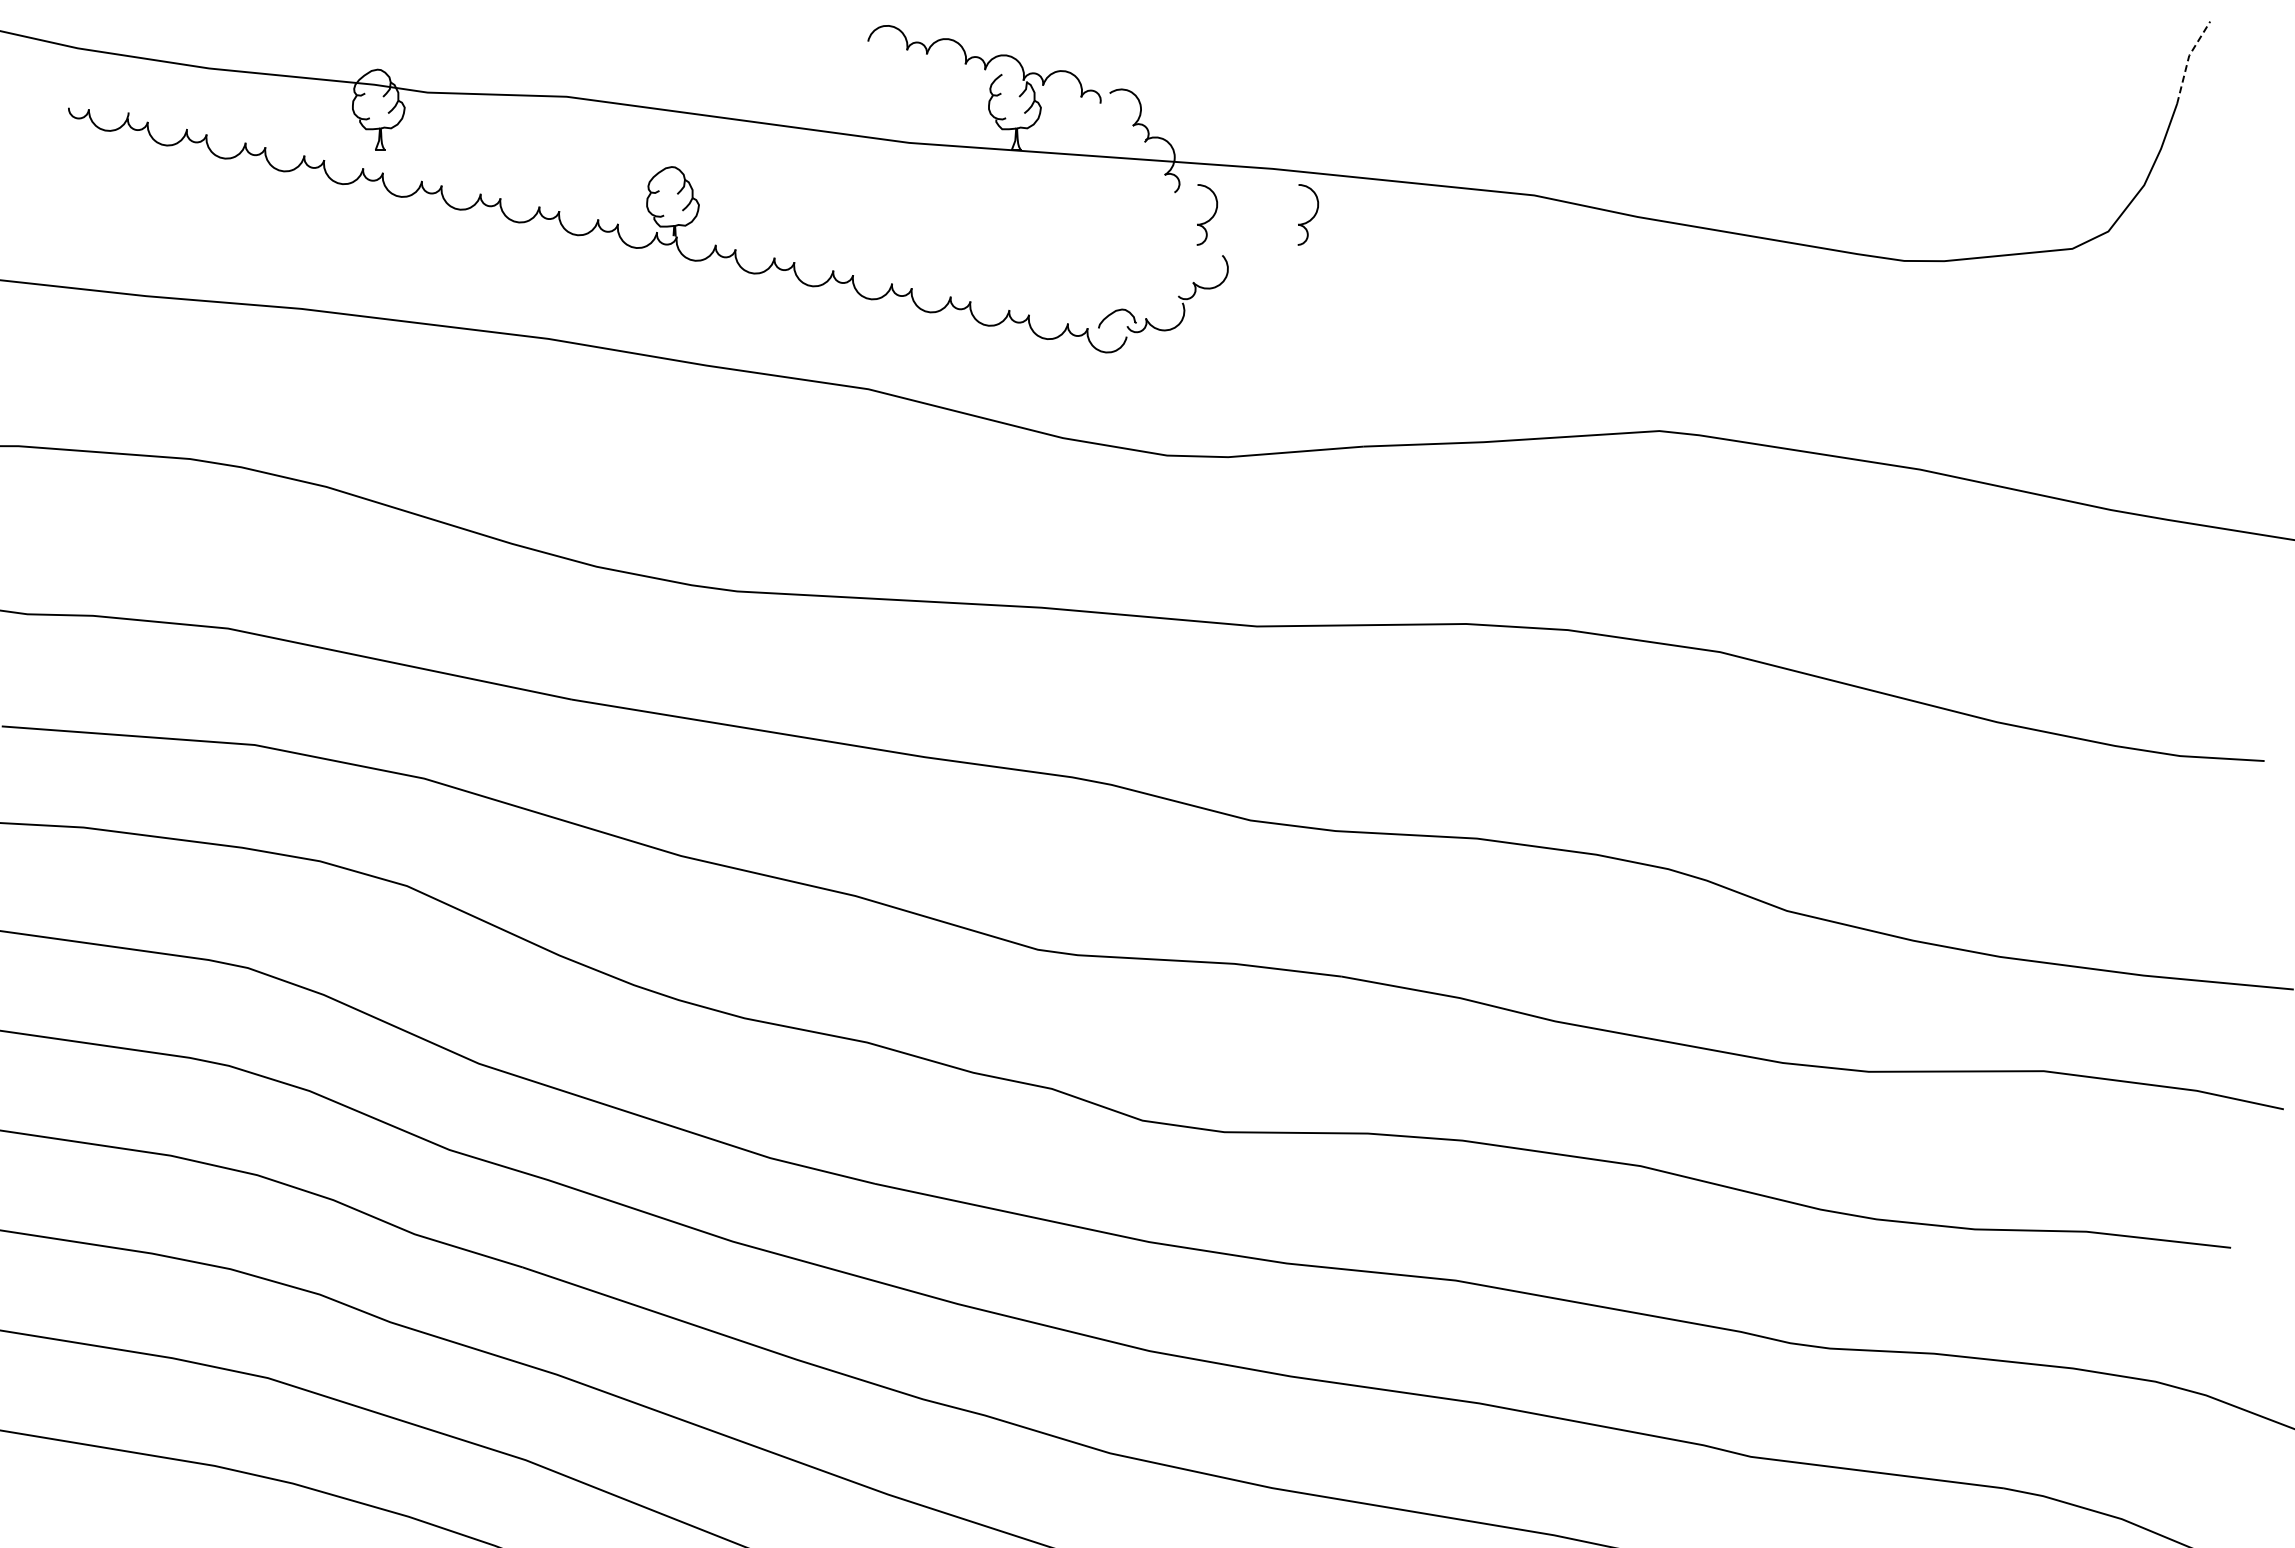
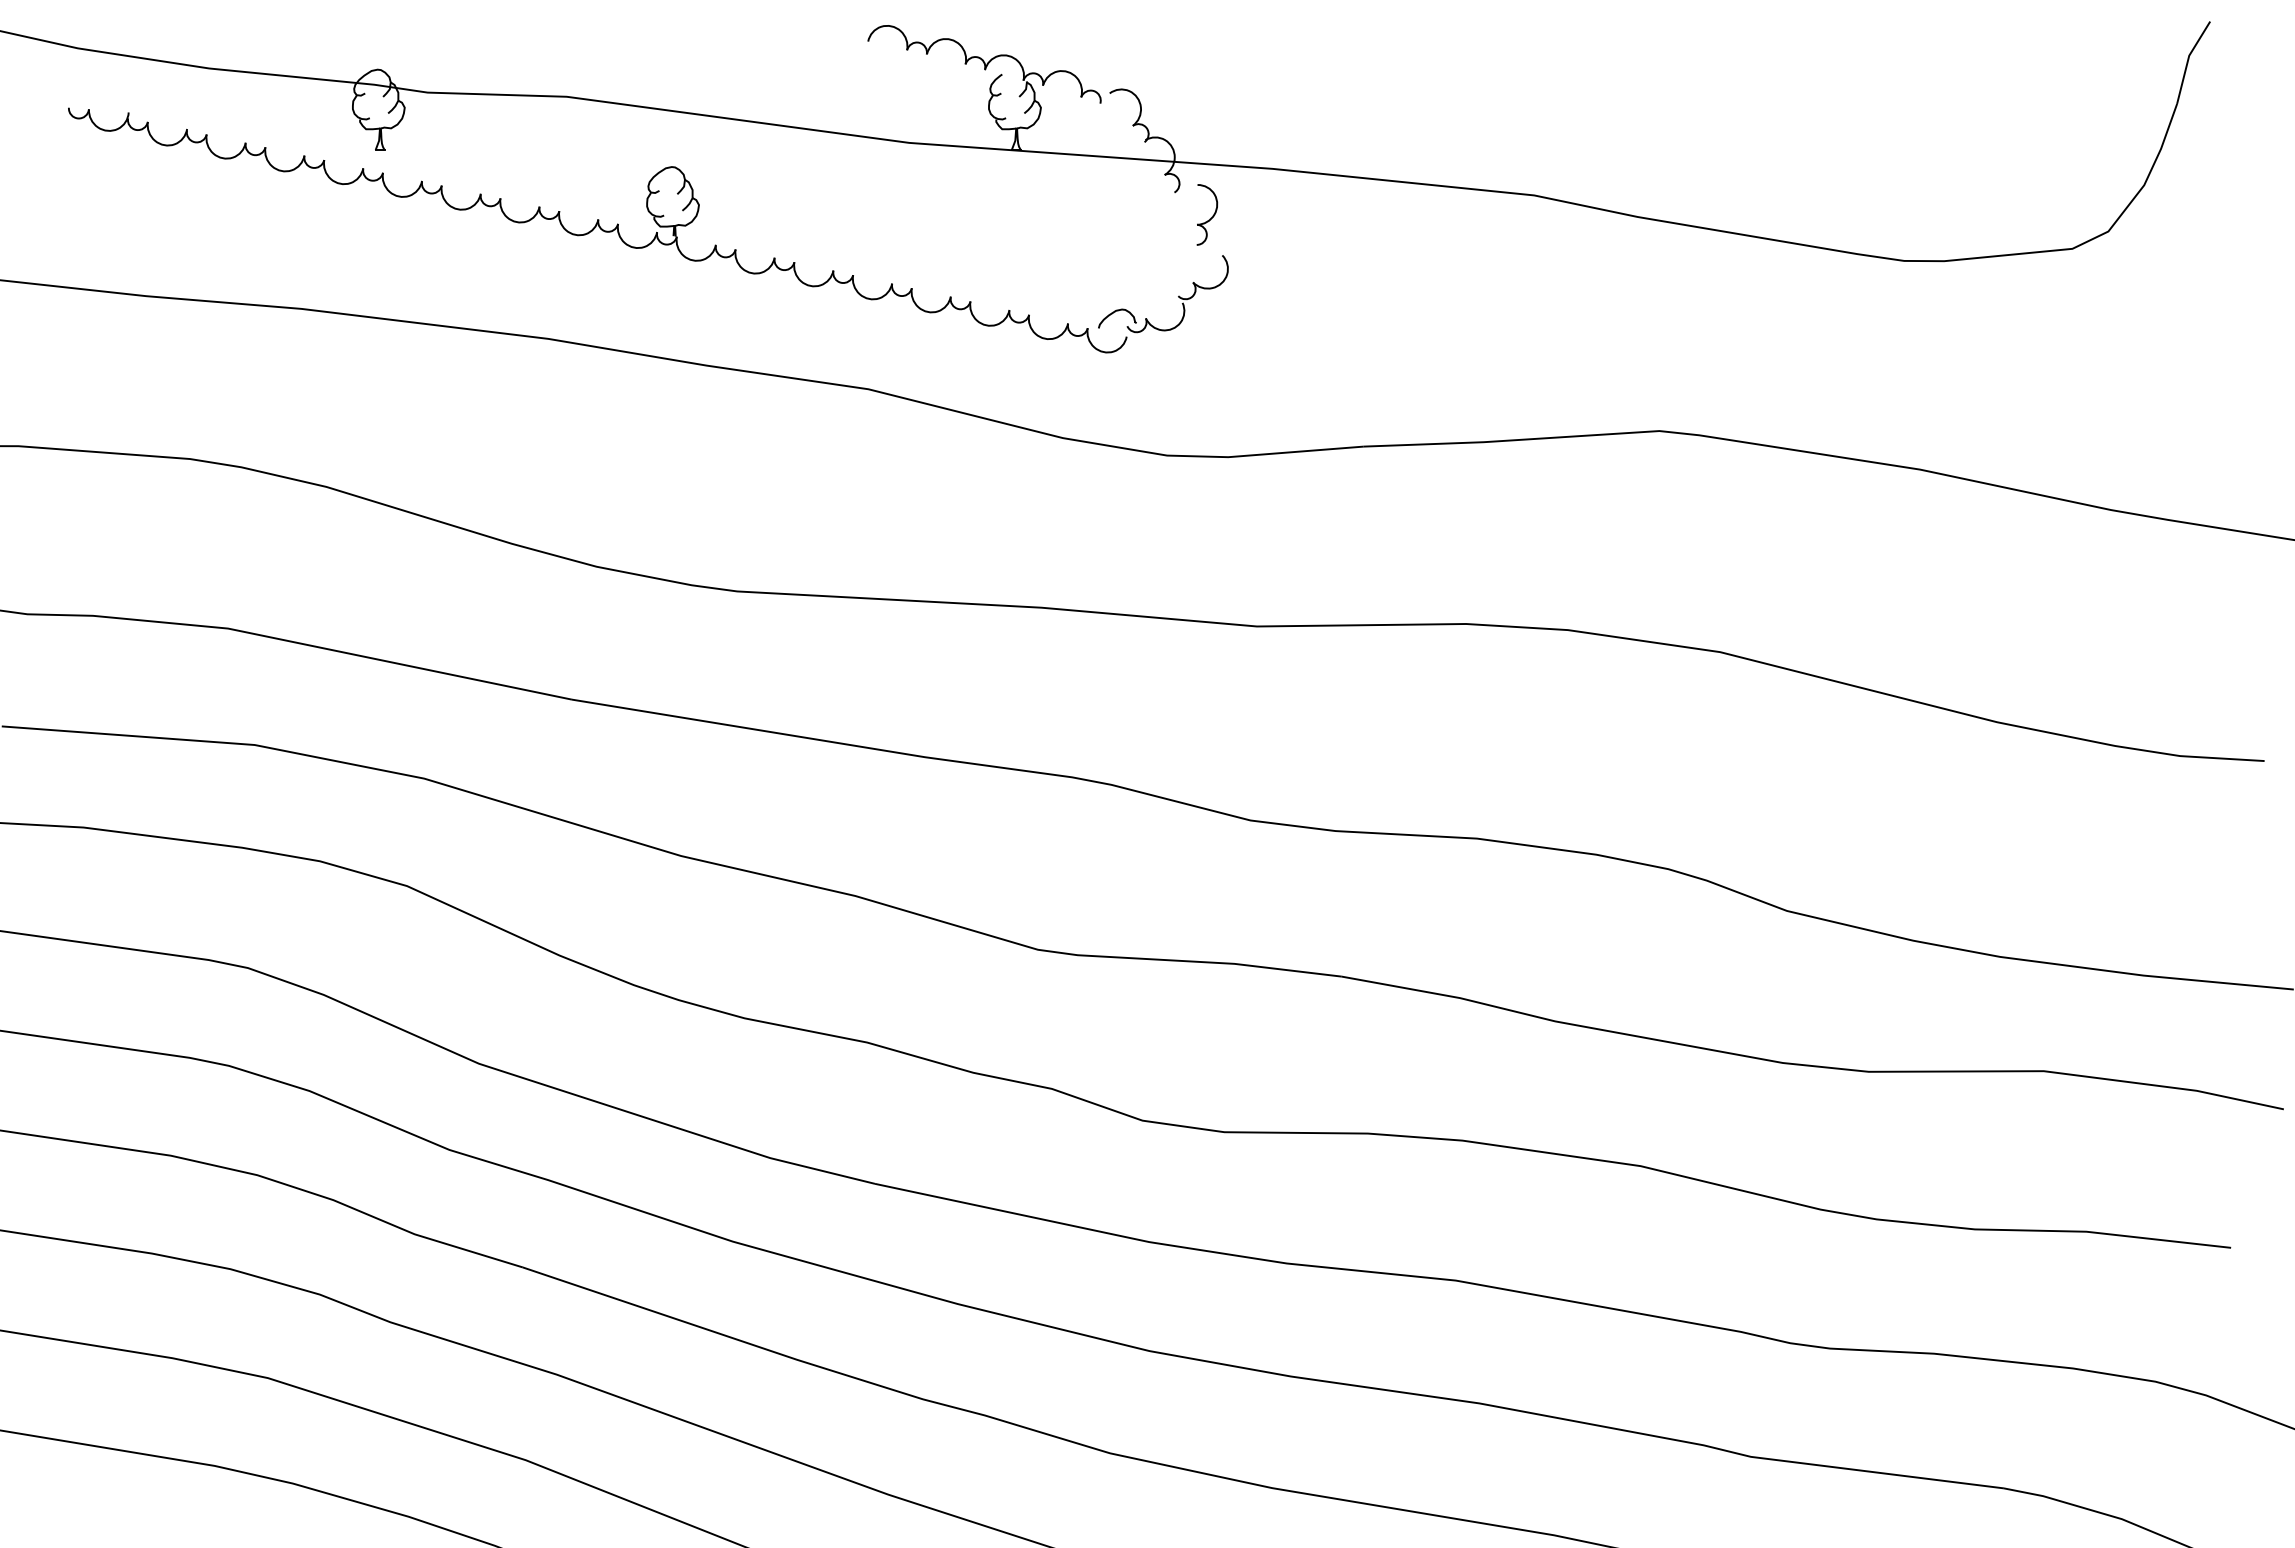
line: dashed -> solid (2188, 59)
part: present -> none (1308, 214)
